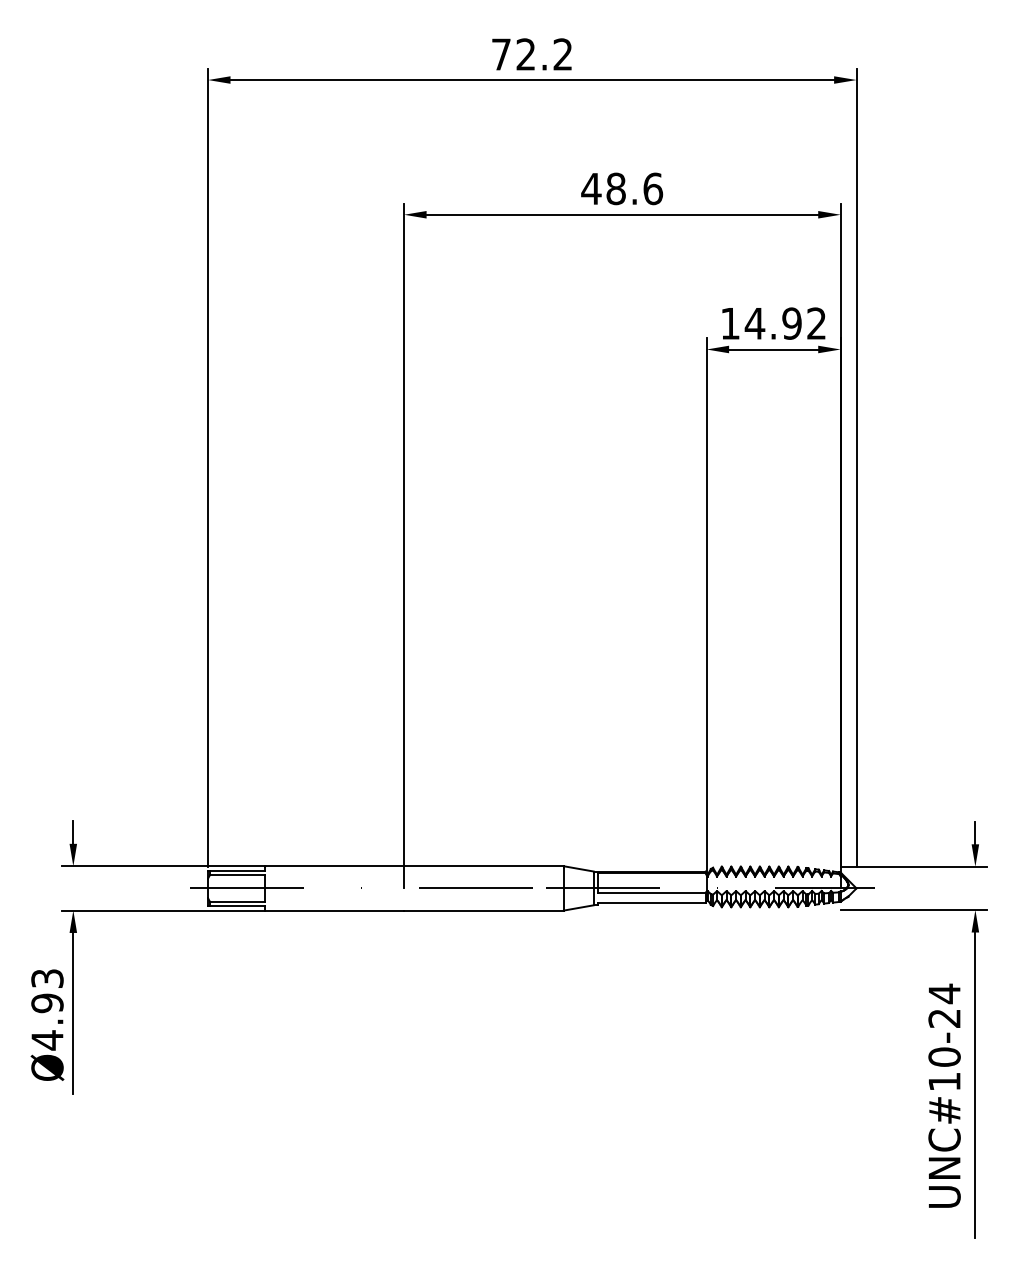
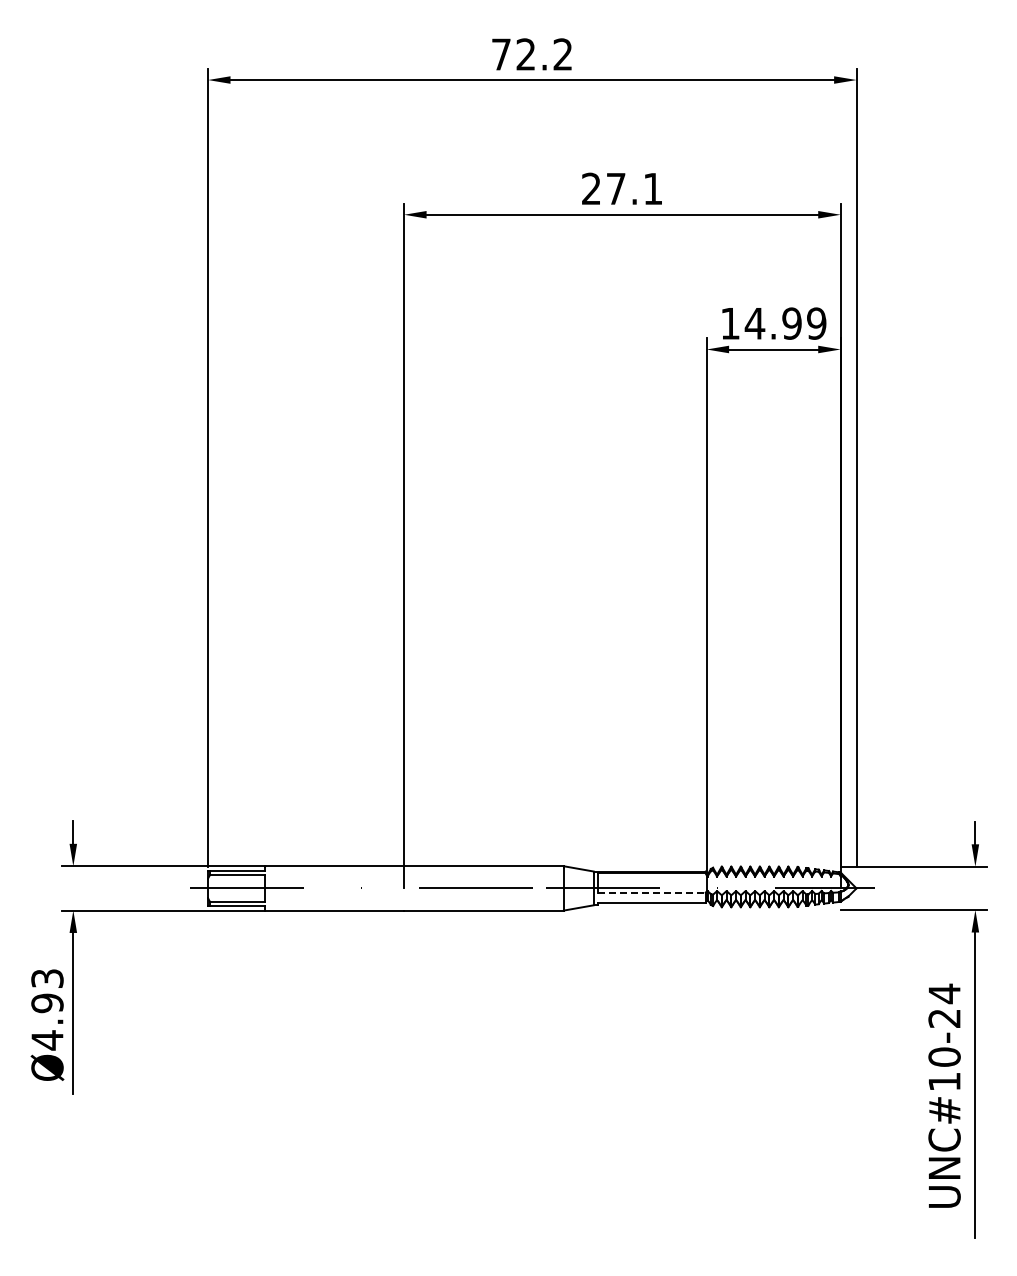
text: 48.6 -> 27.1 (622, 188)
text: 14.92 -> 14.99 (816, 323)
line: solid -> dashed (651, 892)
